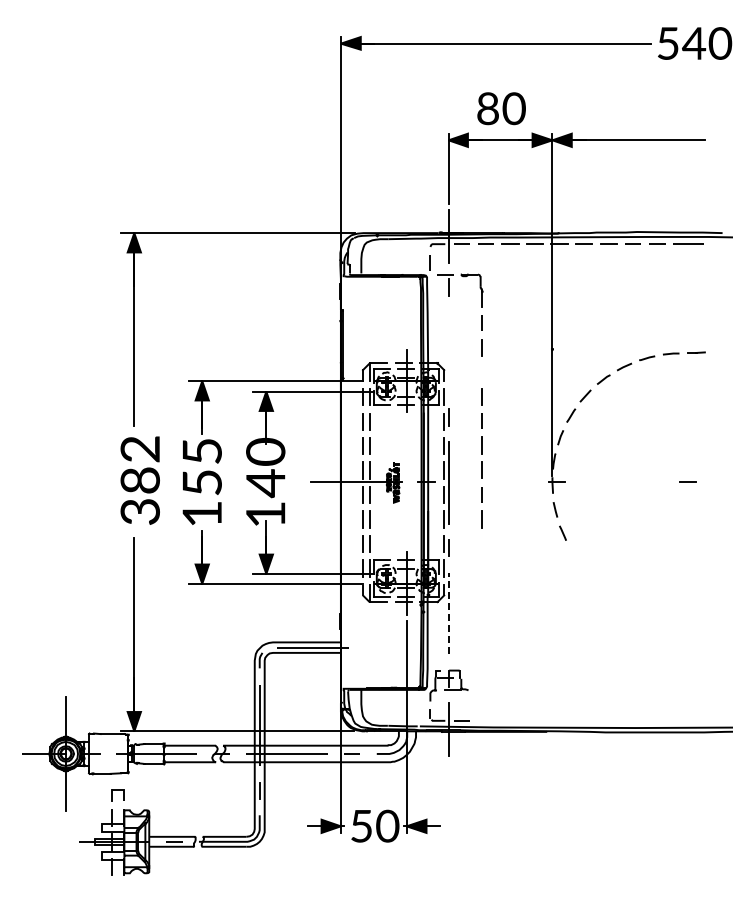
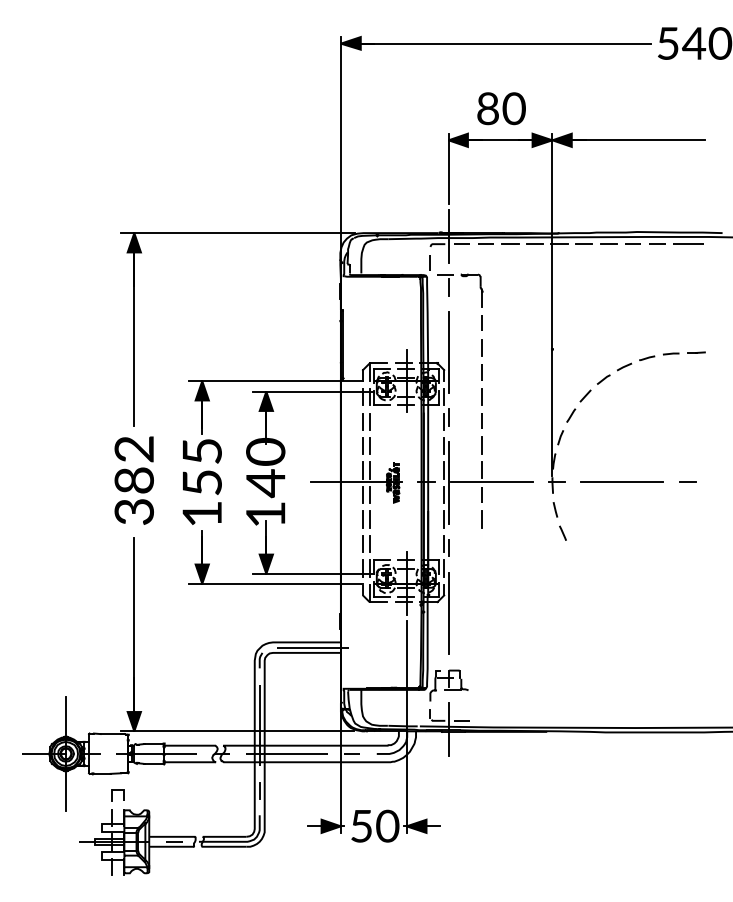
line: none -> present (448, 352)
line: none -> present (481, 372)
text position: (139, 480) -> (133, 480) (133, 480)
line: none -> present (491, 482)
line: none -> present (621, 482)
line: dashed -> solid (448, 613)
